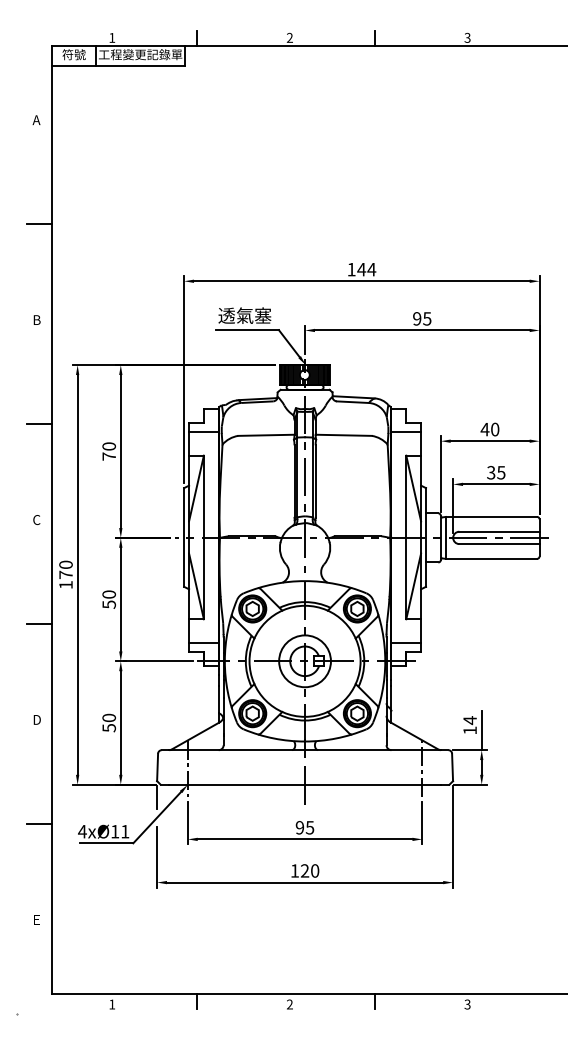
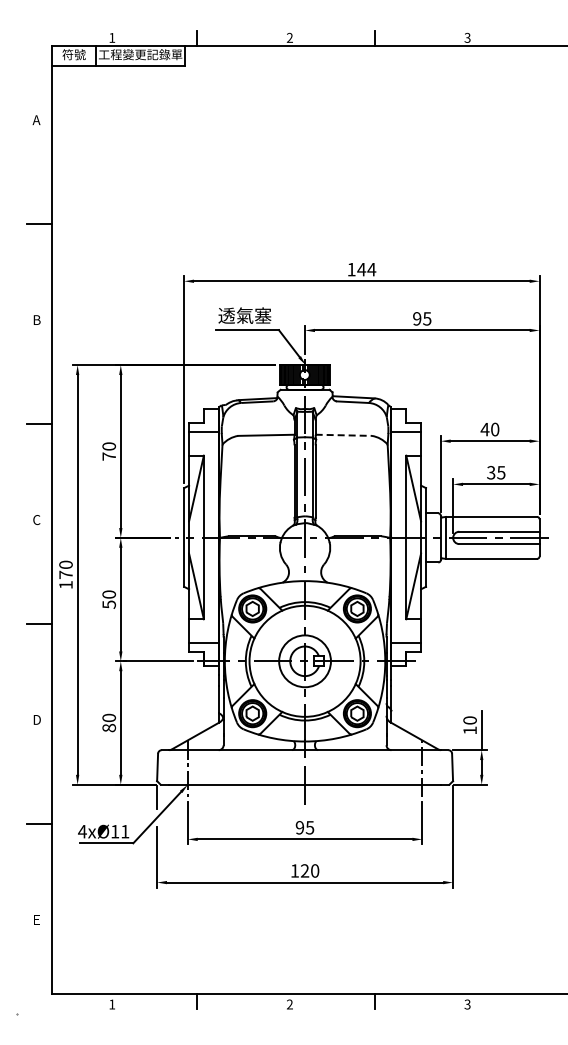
line: solid -> dashed (344, 435)
text: 14 -> 10 (469, 720)
text: 50 -> 80 (108, 727)
